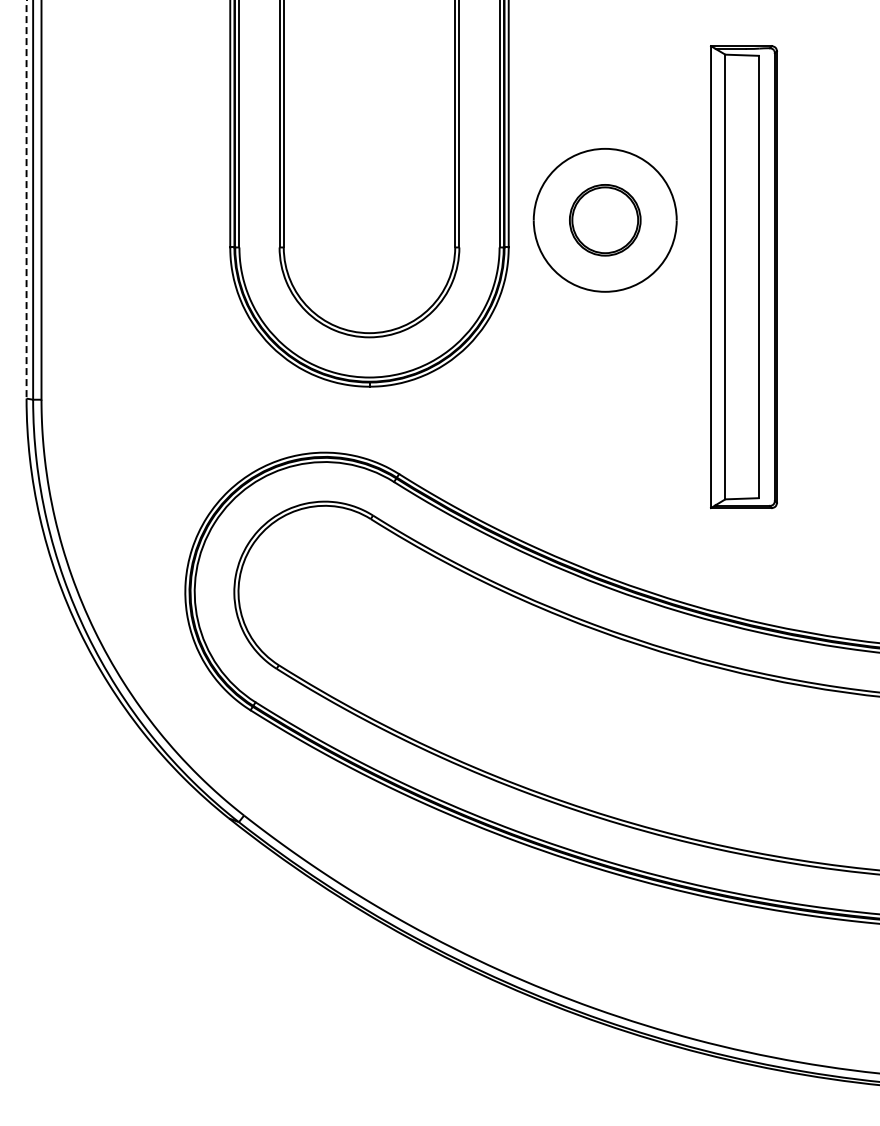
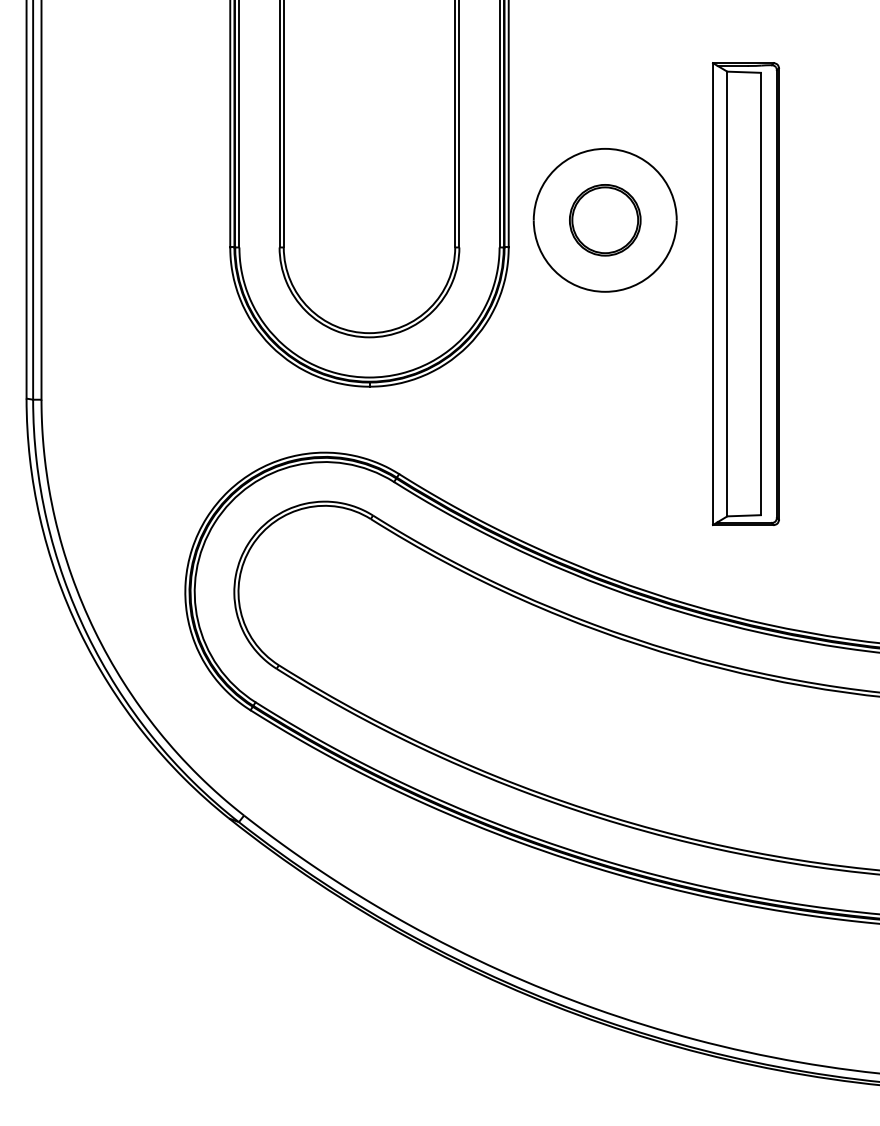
line: dashed -> solid (26, 199)
part position: (743, 277) -> (745, 294) (745, 294)
